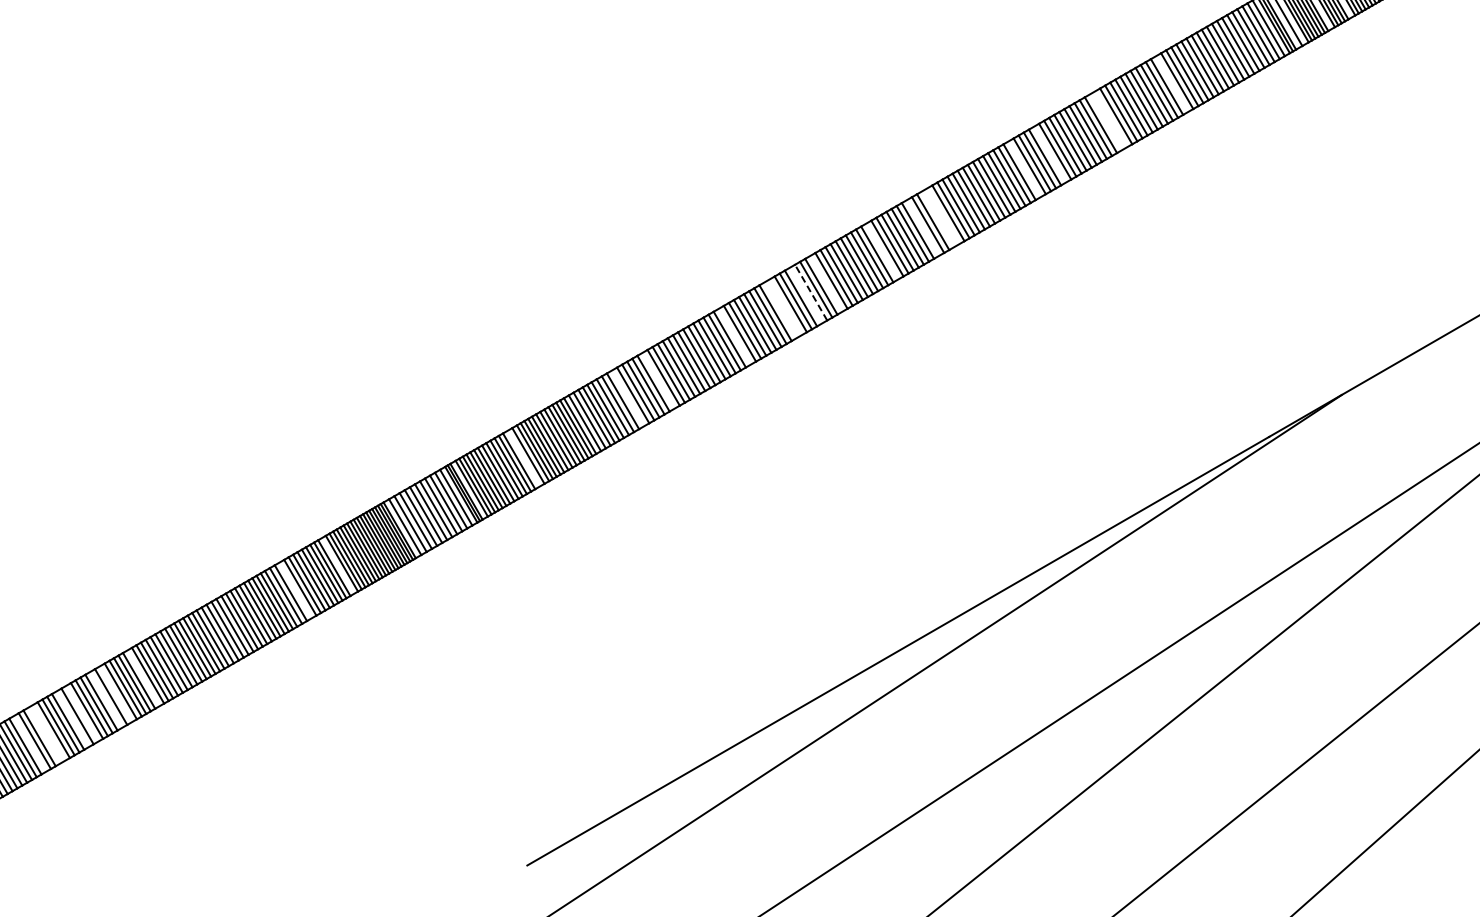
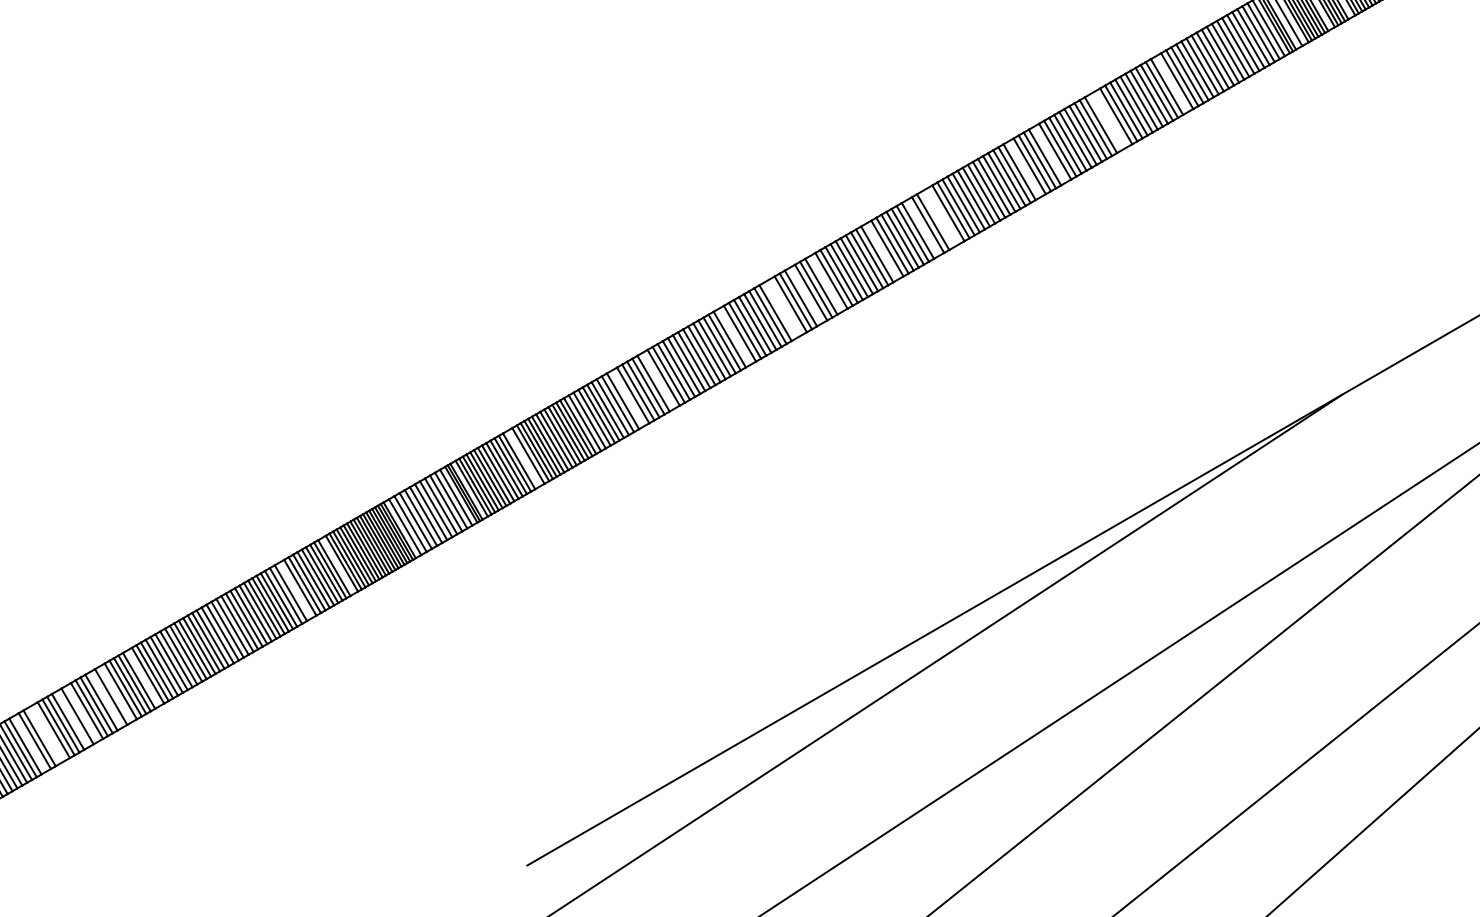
line: dashed -> solid (810, 292)
line position: (1385, 832) -> (1372, 821) (1372, 821)
